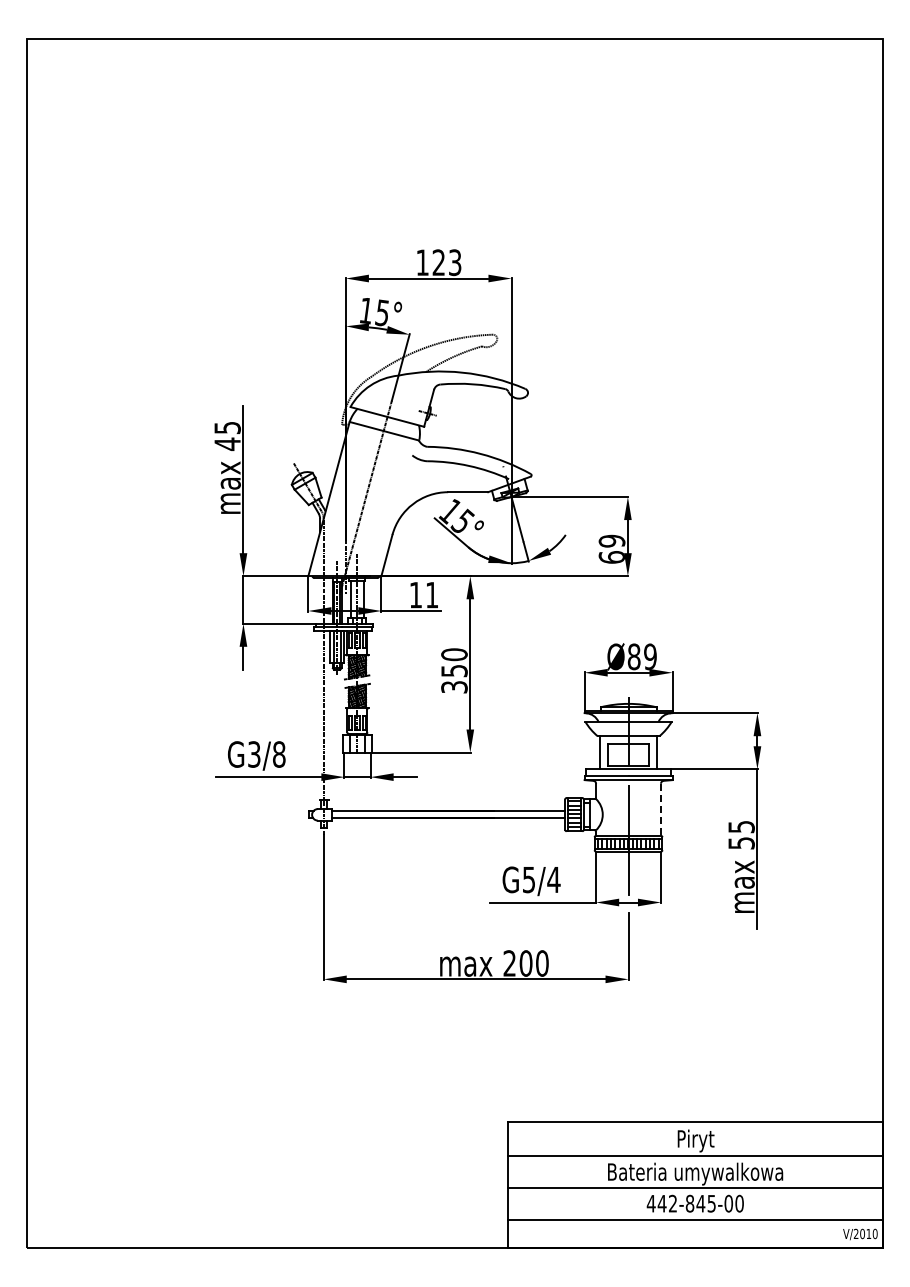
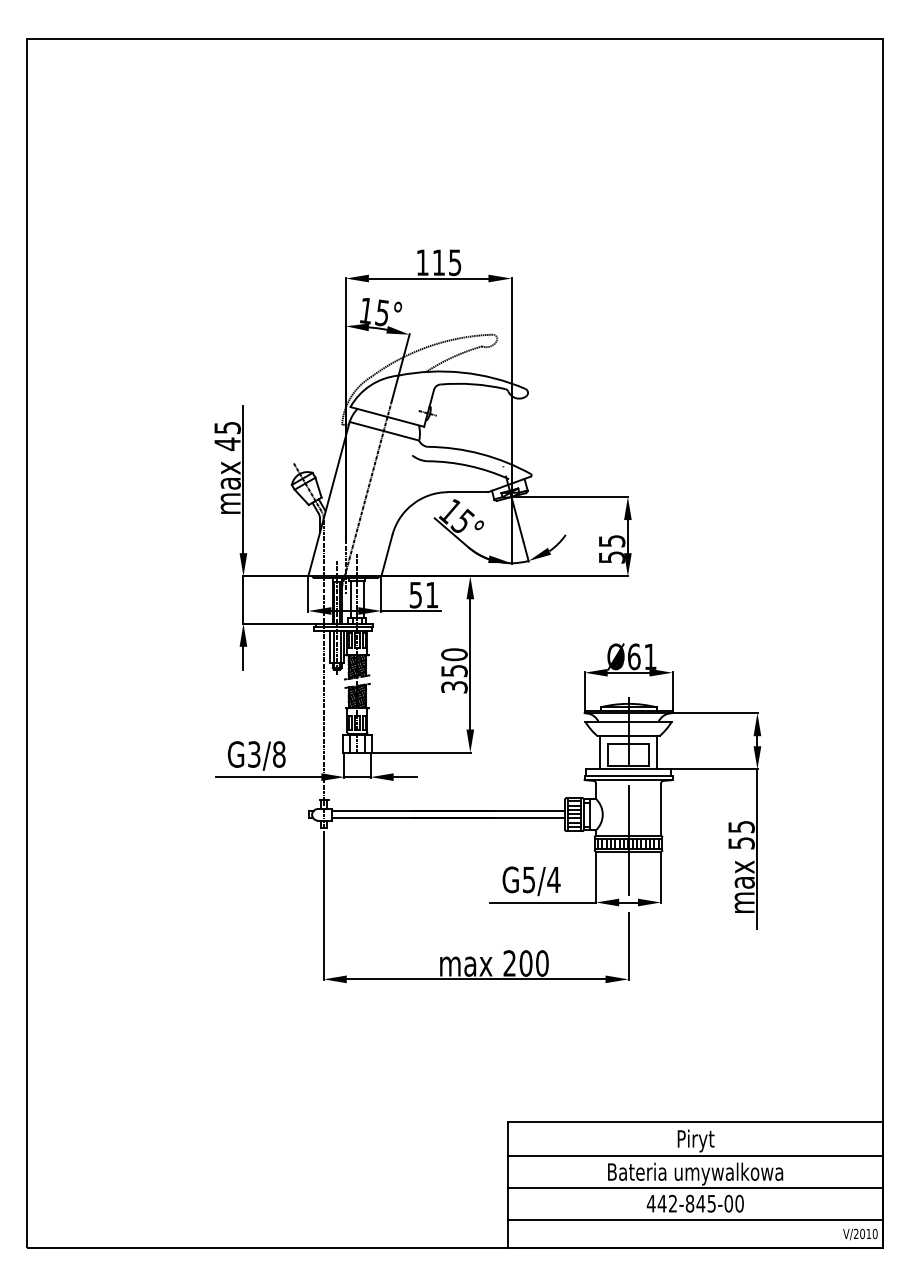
text: 123 -> 115 (446, 262)
text: 69 -> 55 (611, 548)
text: 11 -> 51 (415, 595)
text: Ø89 -> Ø61 (641, 656)
line: dashed -> solid (661, 810)
